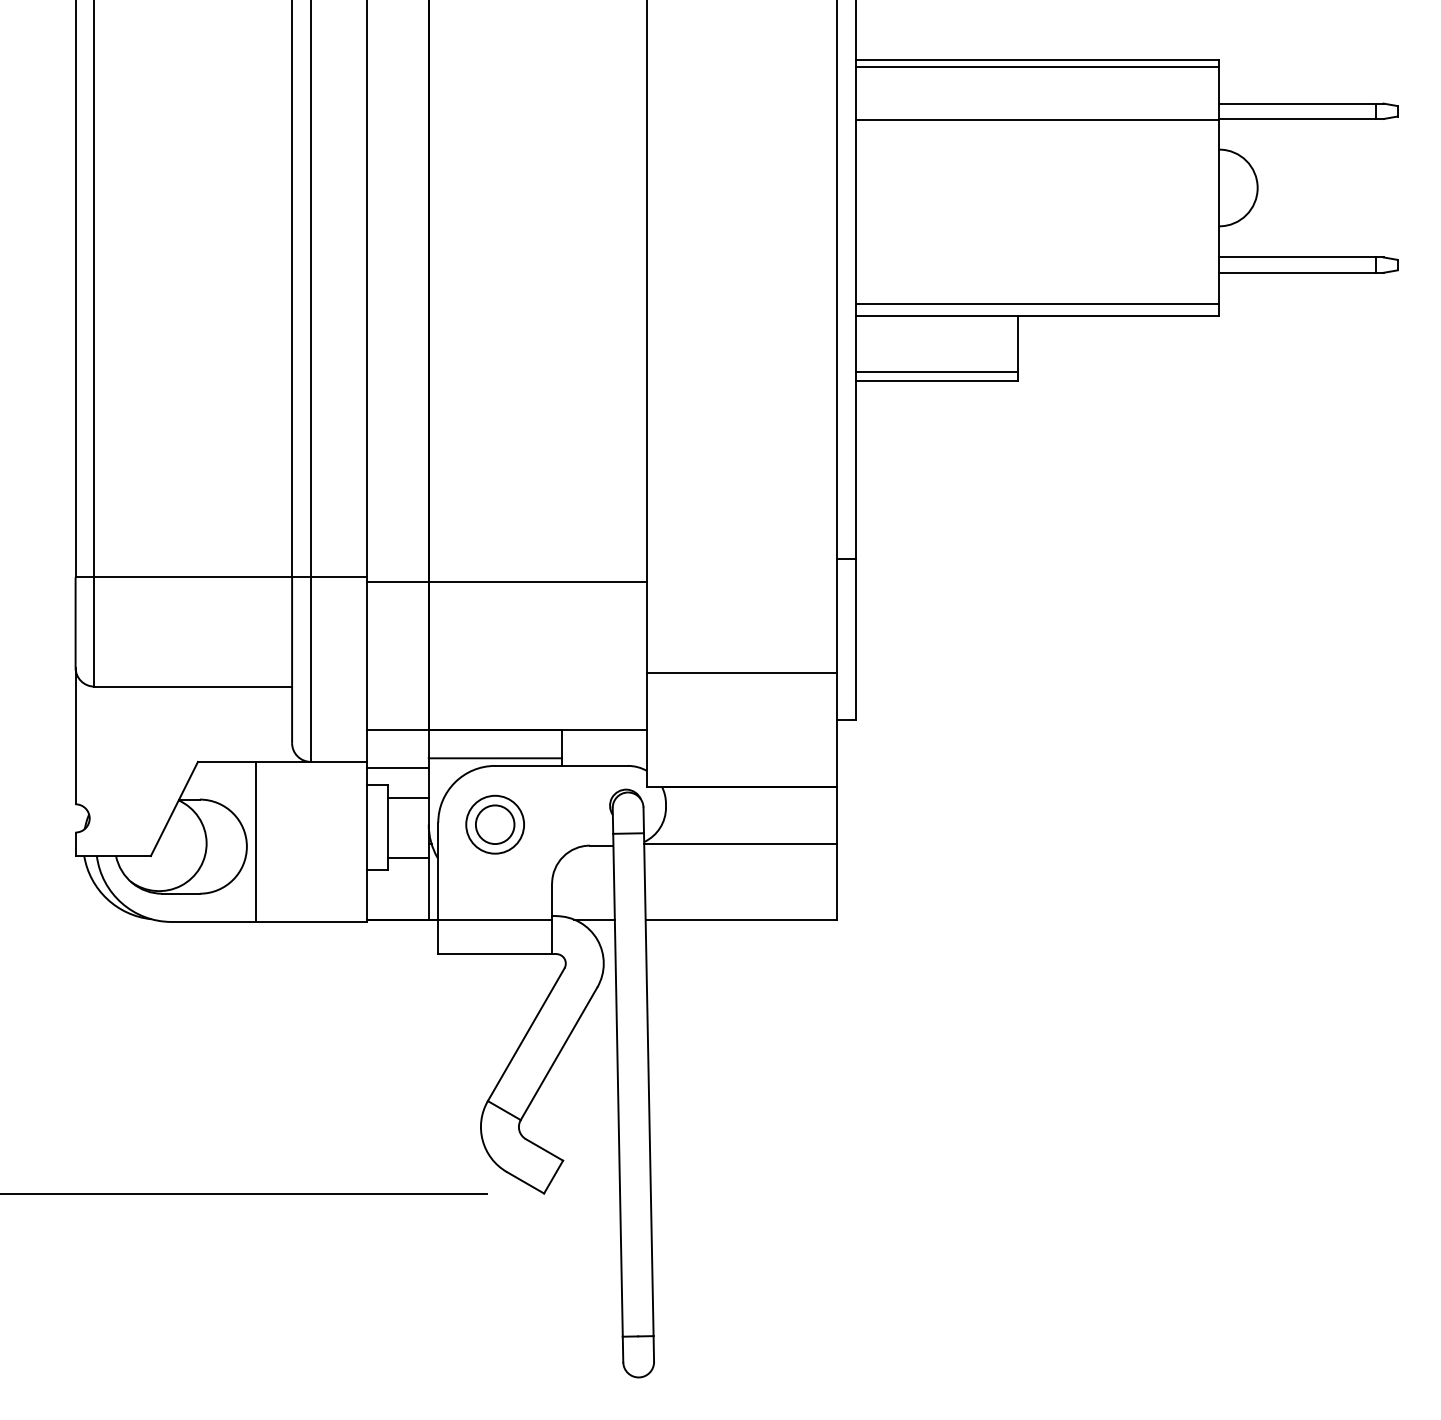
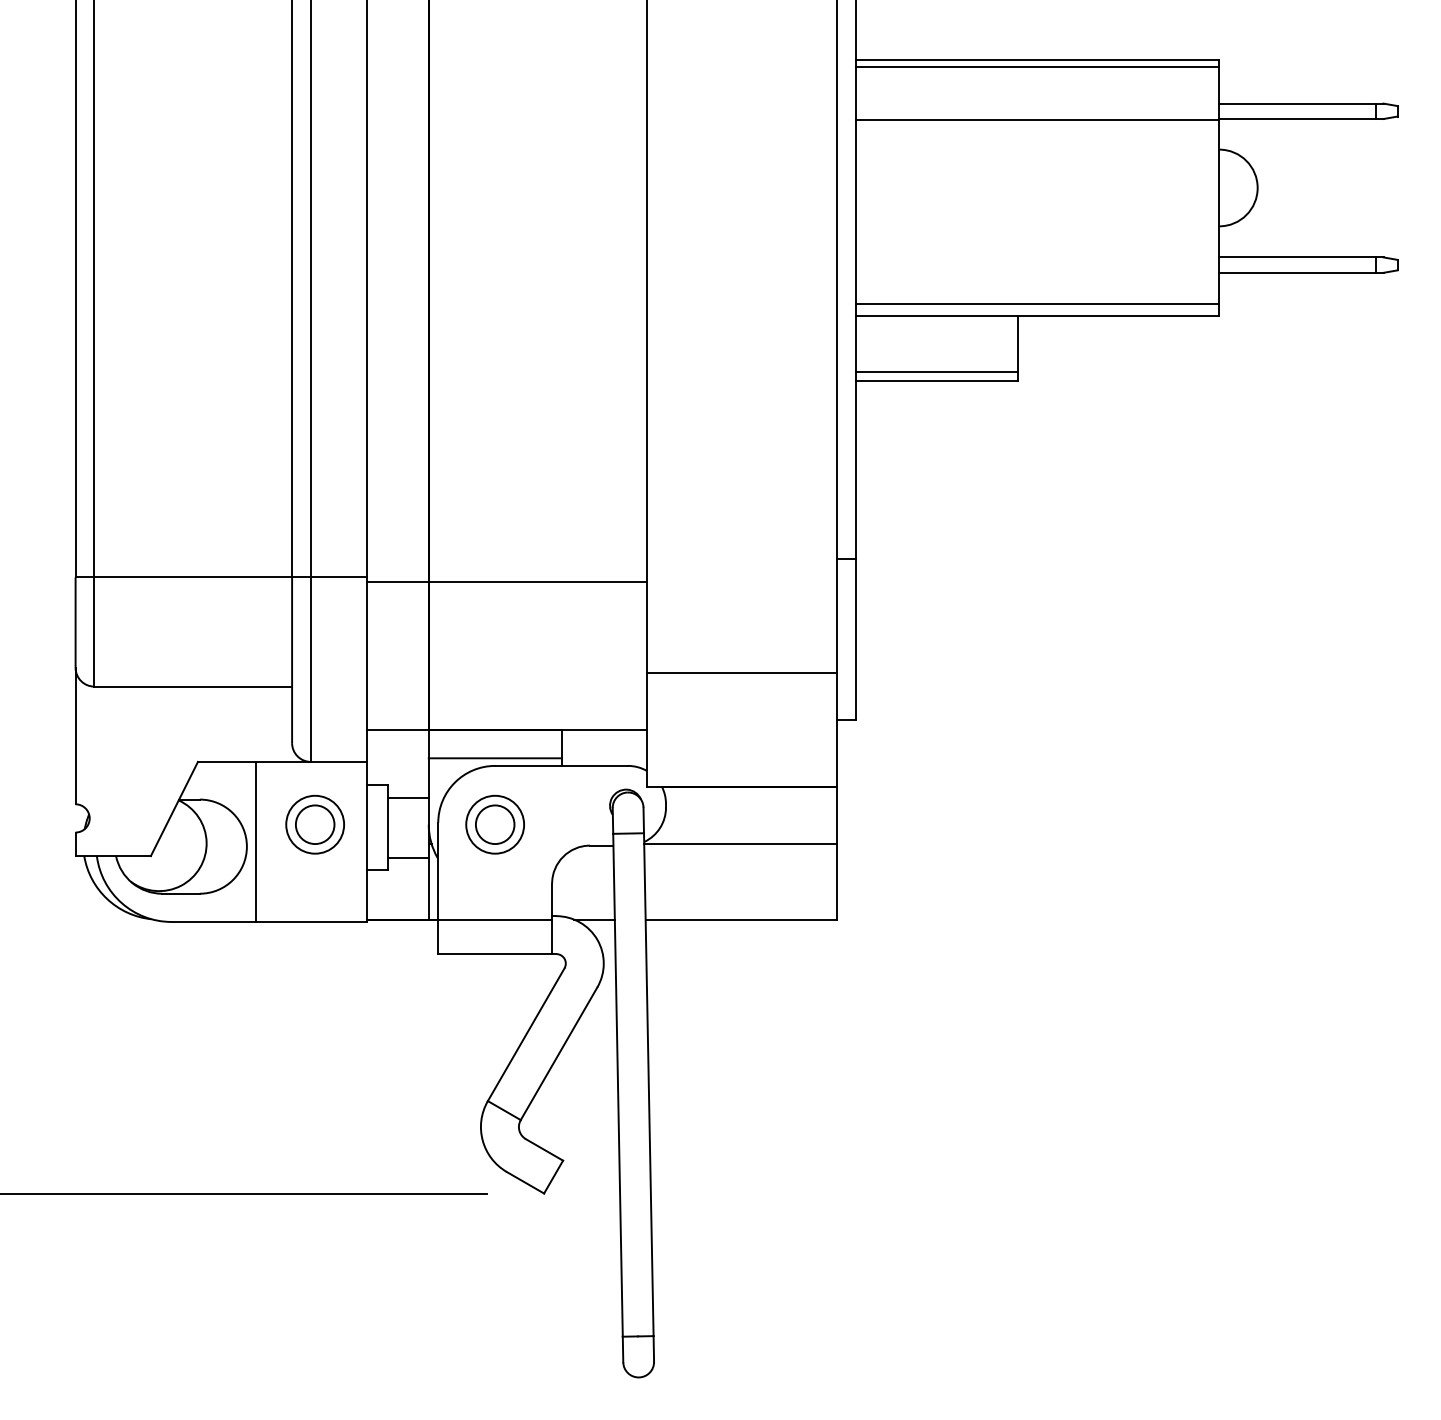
line: present -> none (397, 767)
part: none -> present (314, 824)
